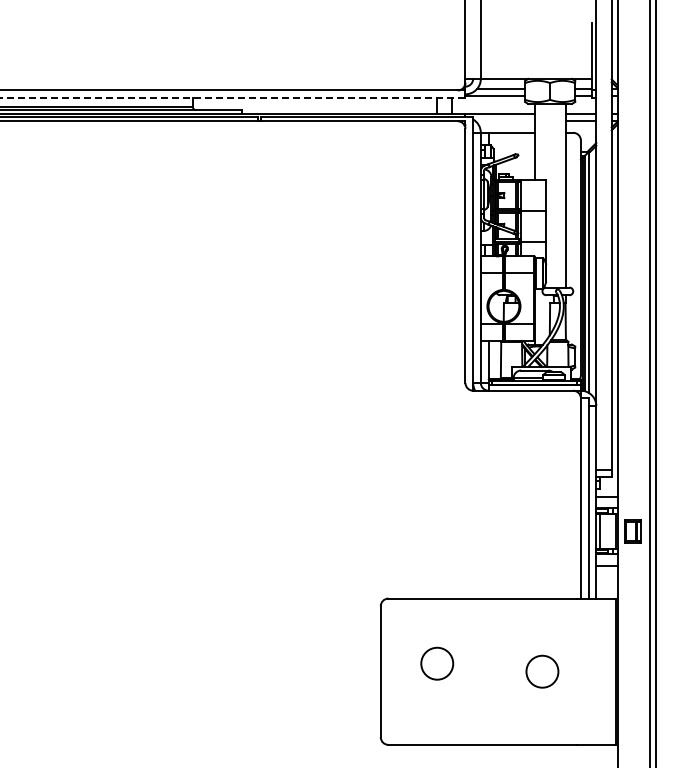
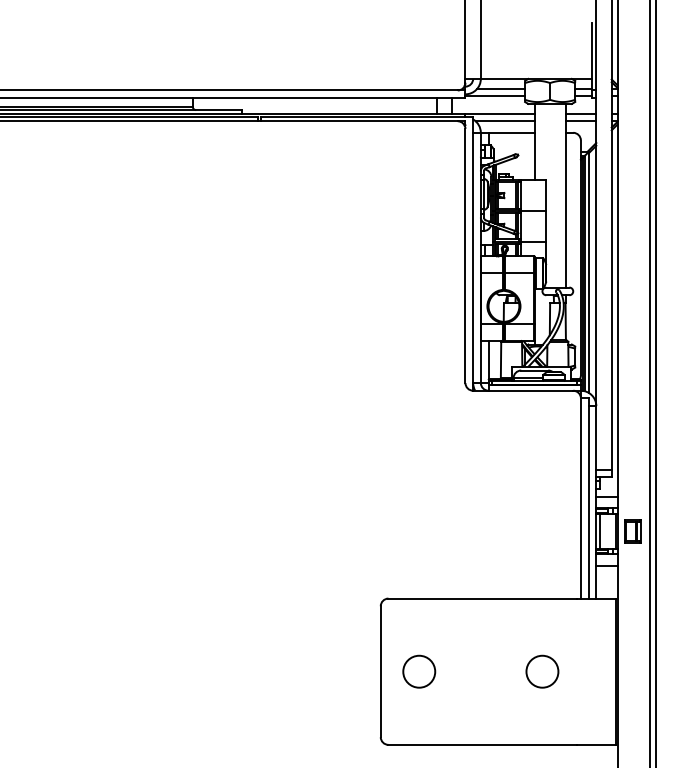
line: dashed -> solid (232, 98)
line: none -> present (504, 121)
circle position: (437, 663) -> (419, 671) (419, 671)
